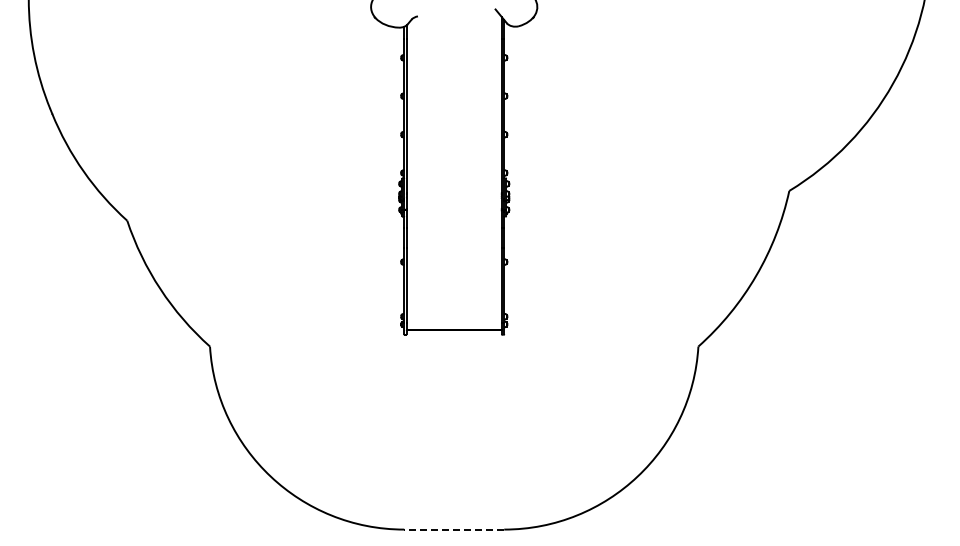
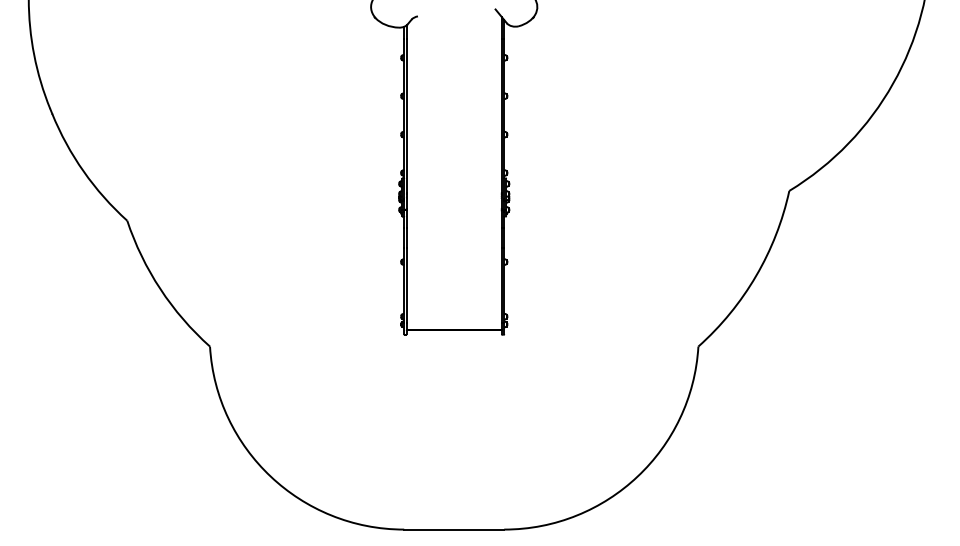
line: dashed -> solid (454, 529)
